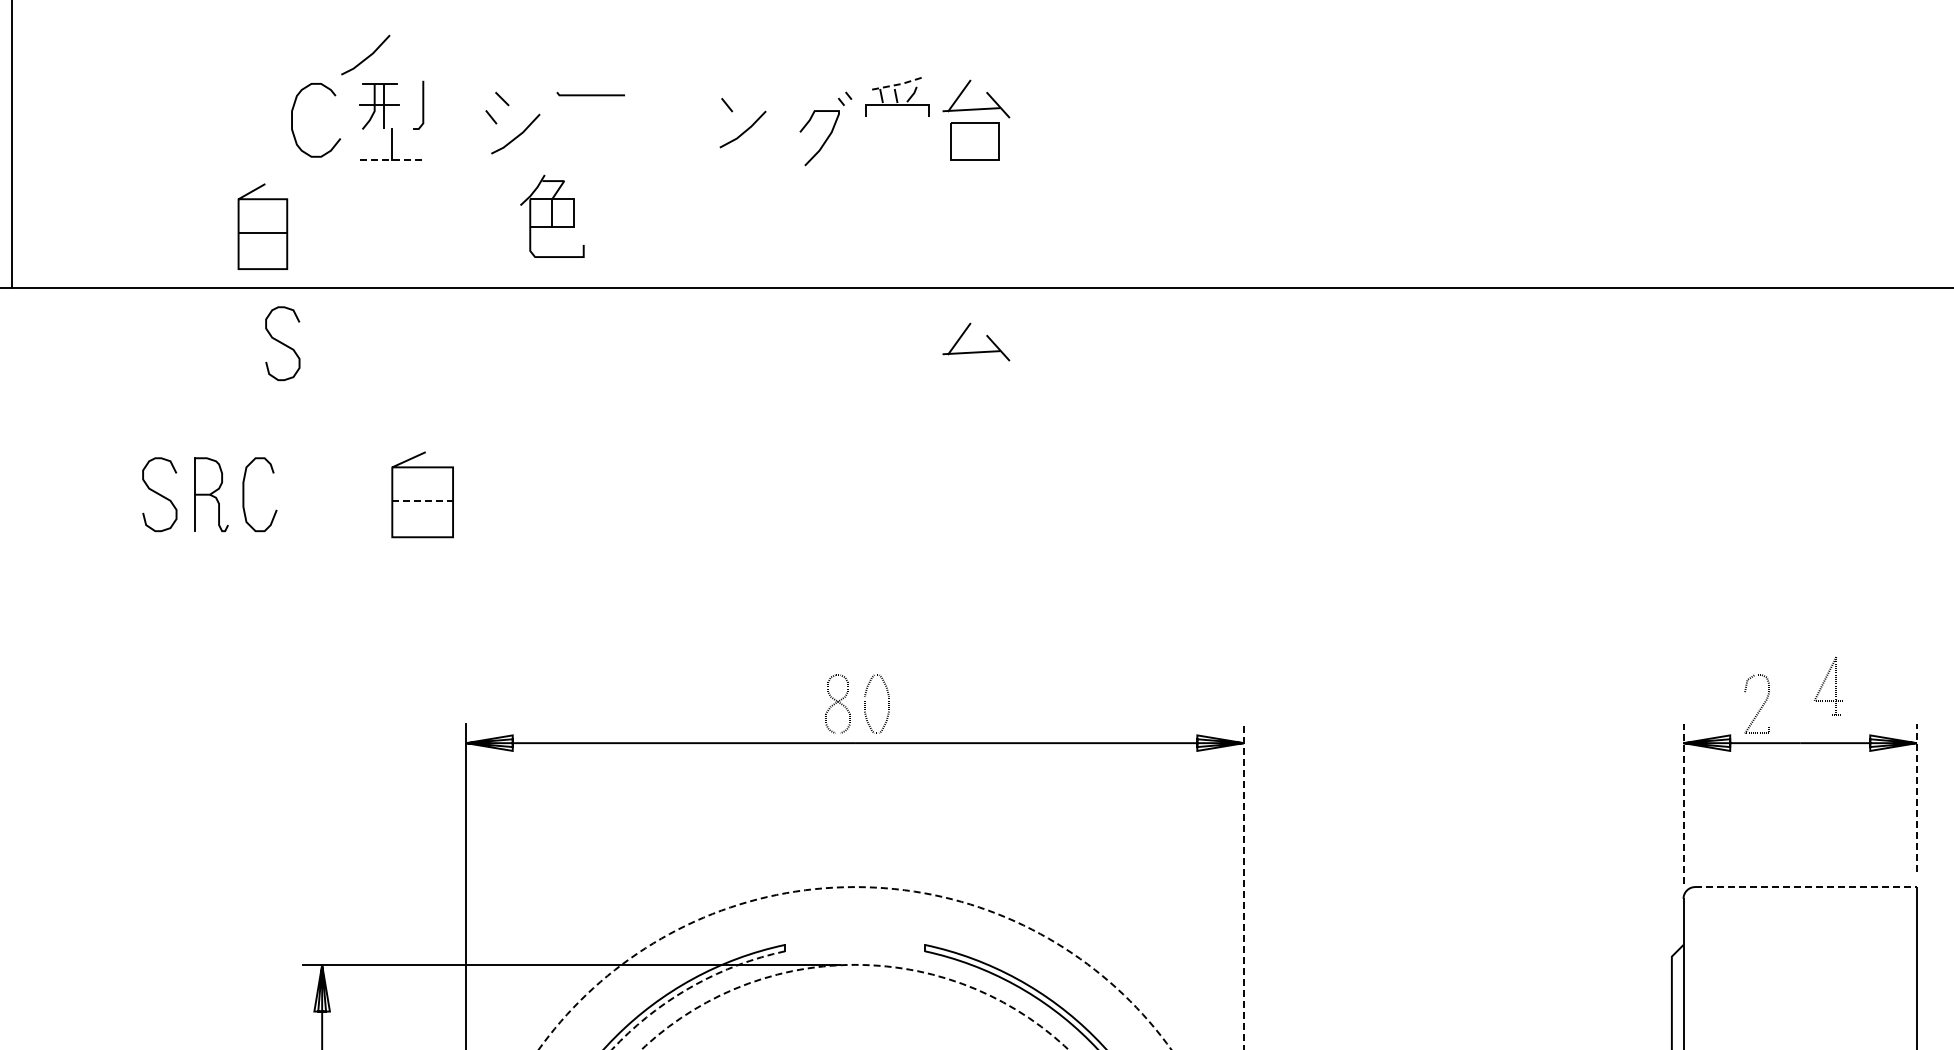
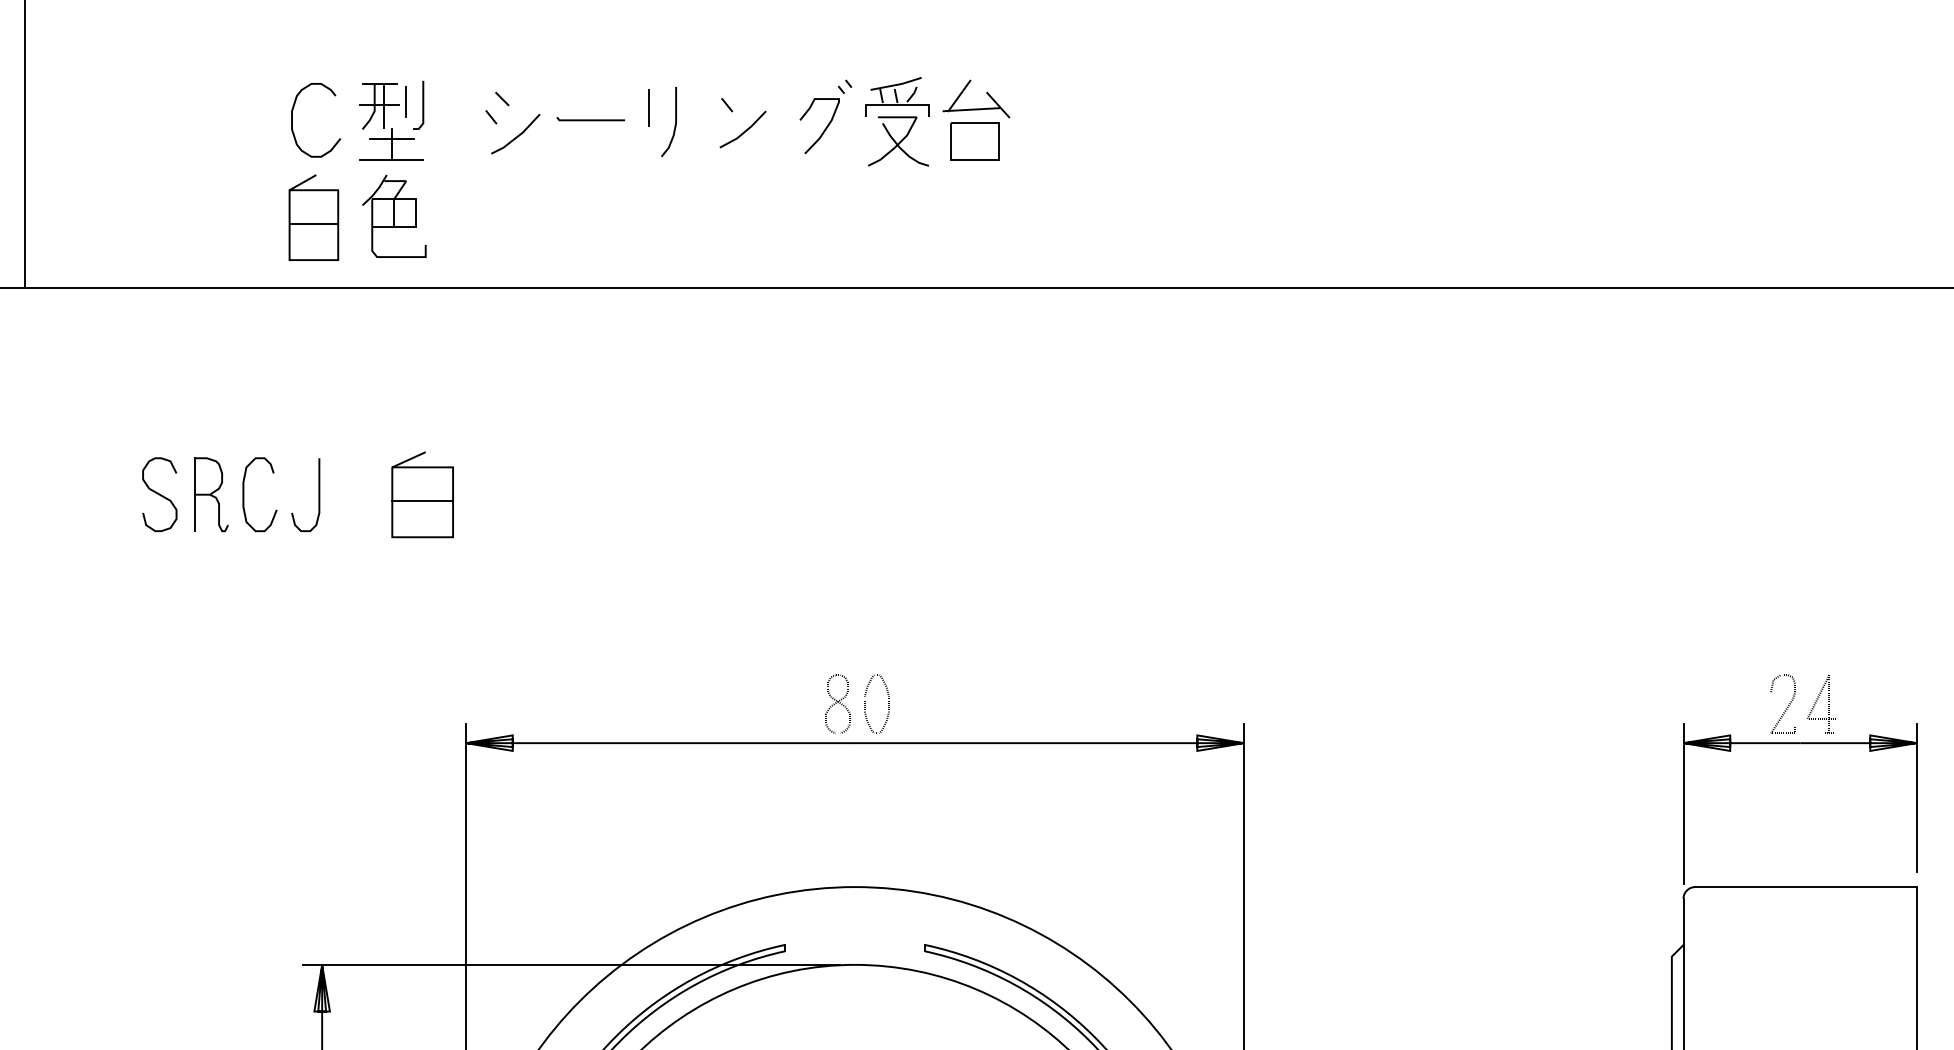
line: present -> none (367, 56)
line: dashed -> solid (896, 84)
line position: (590, 94) -> (590, 119) (590, 119)
line: none -> present (406, 101)
line: none -> present (649, 107)
line: none -> present (674, 125)
part position: (831, 129) -> (831, 117) (831, 117)
line: none -> present (391, 138)
part: none -> present (898, 141)
line position: (11, 145) -> (24, 145) (24, 145)
line: dashed -> solid (391, 159)
part position: (552, 215) -> (394, 215) (394, 215)
part position: (262, 226) -> (313, 217) (313, 217)
curve: present -> none (282, 343)
part: present -> none (976, 351)
curve: none -> present (318, 495)
line: dashed -> solid (423, 500)
part position: (1827, 685) -> (1820, 703) (1820, 703)
curve position: (1761, 706) -> (1787, 706) (1787, 706)
line: dashed -> solid (1916, 797)
line: dashed -> solid (1683, 803)
line: dashed -> solid (1244, 886)
line: dashed -> solid (1806, 887)
circle: dashed -> solid (854, 968)
arc: dashed -> solid (691, 987)
circle: dashed -> solid (854, 1006)
